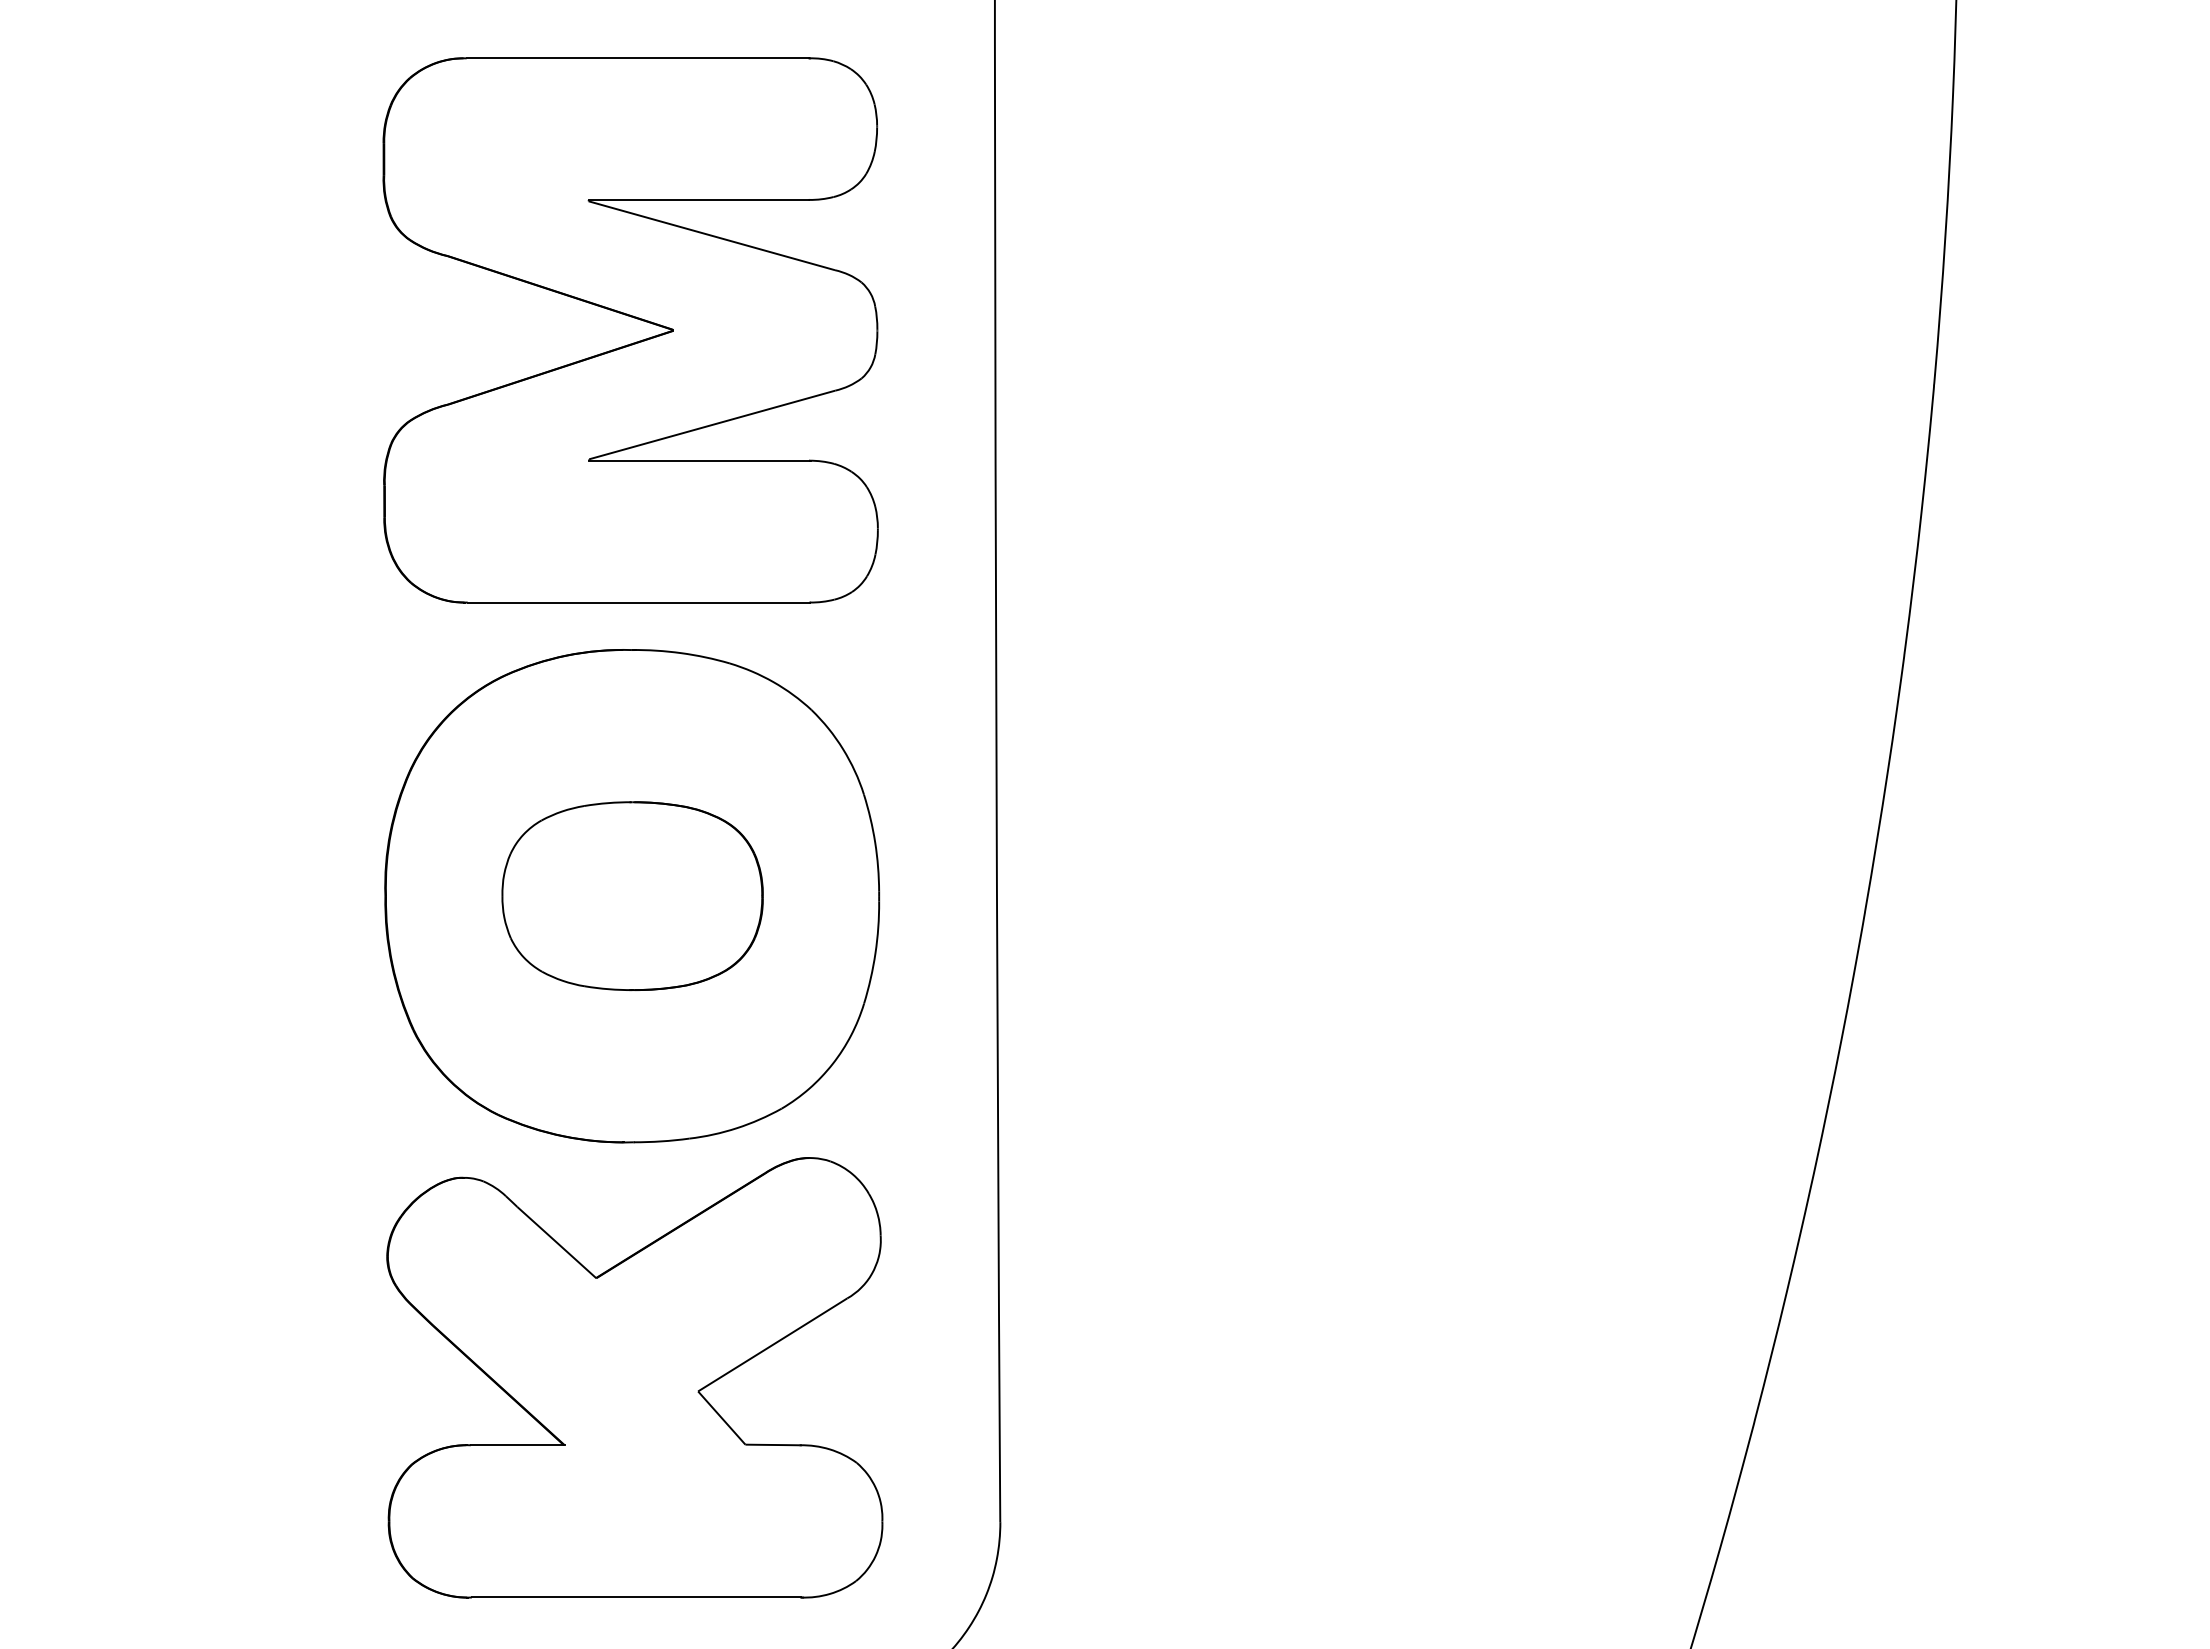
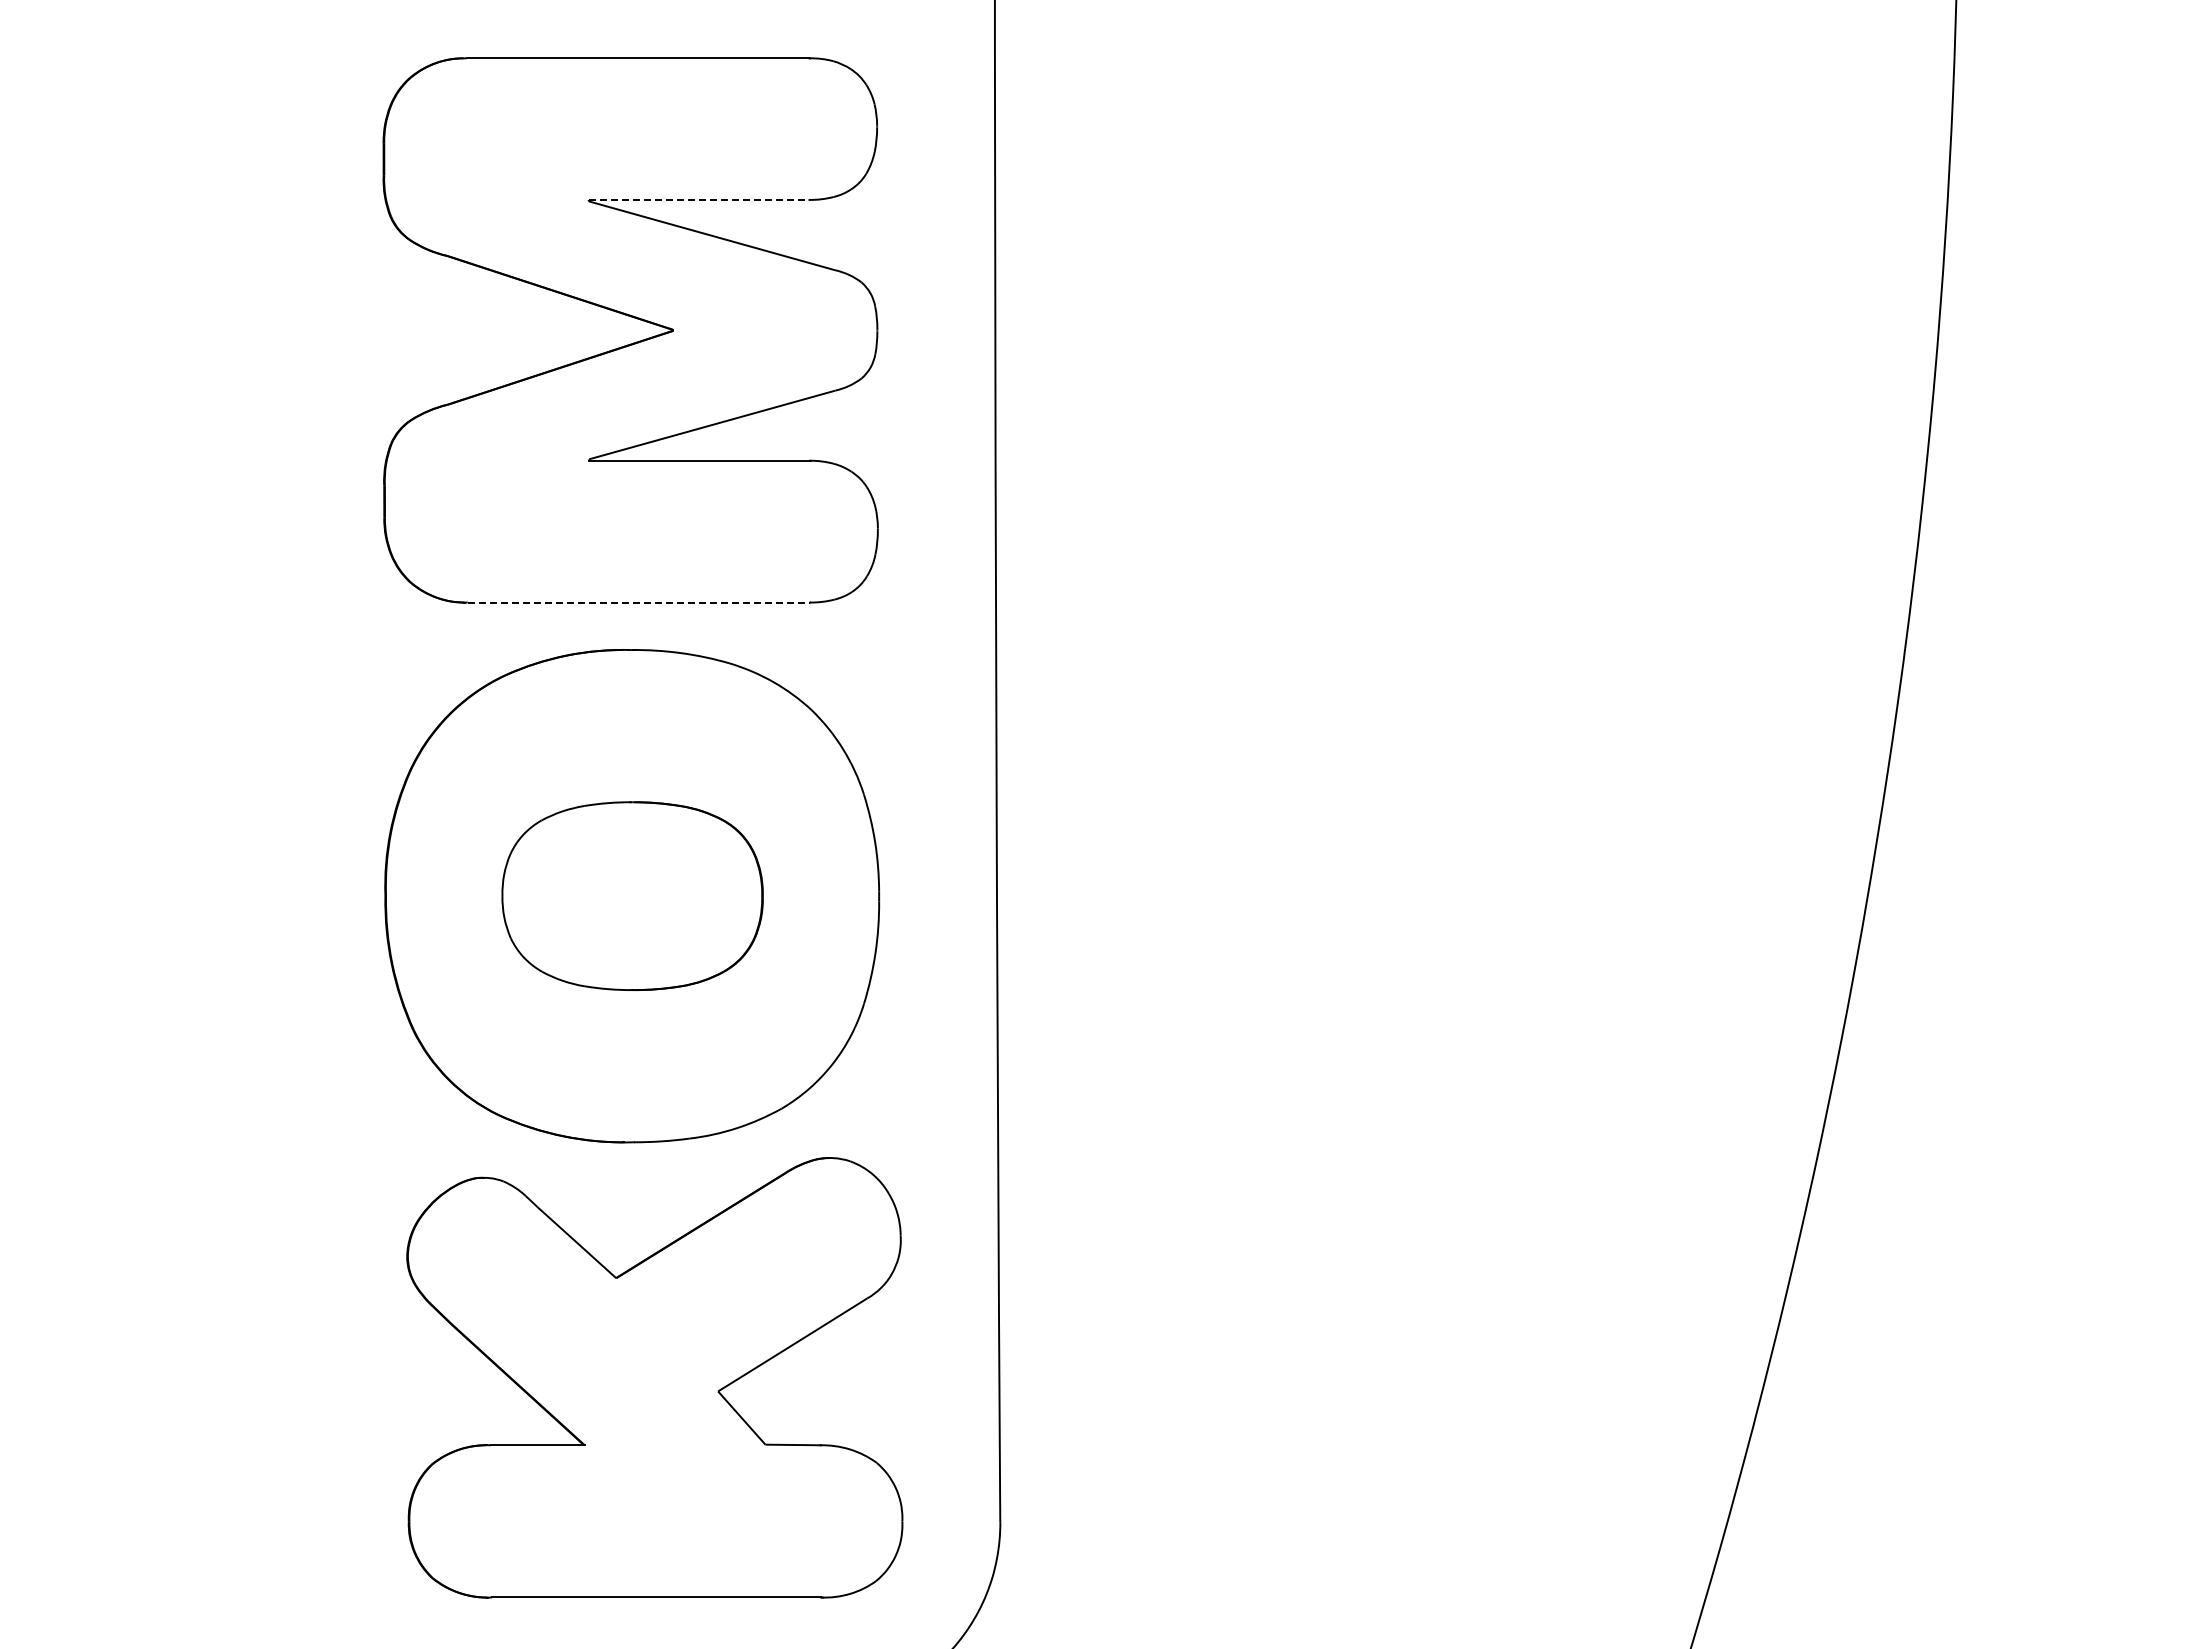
line: solid -> dashed (699, 199)
line: solid -> dashed (639, 602)
part position: (634, 1377) -> (654, 1377) (654, 1377)
